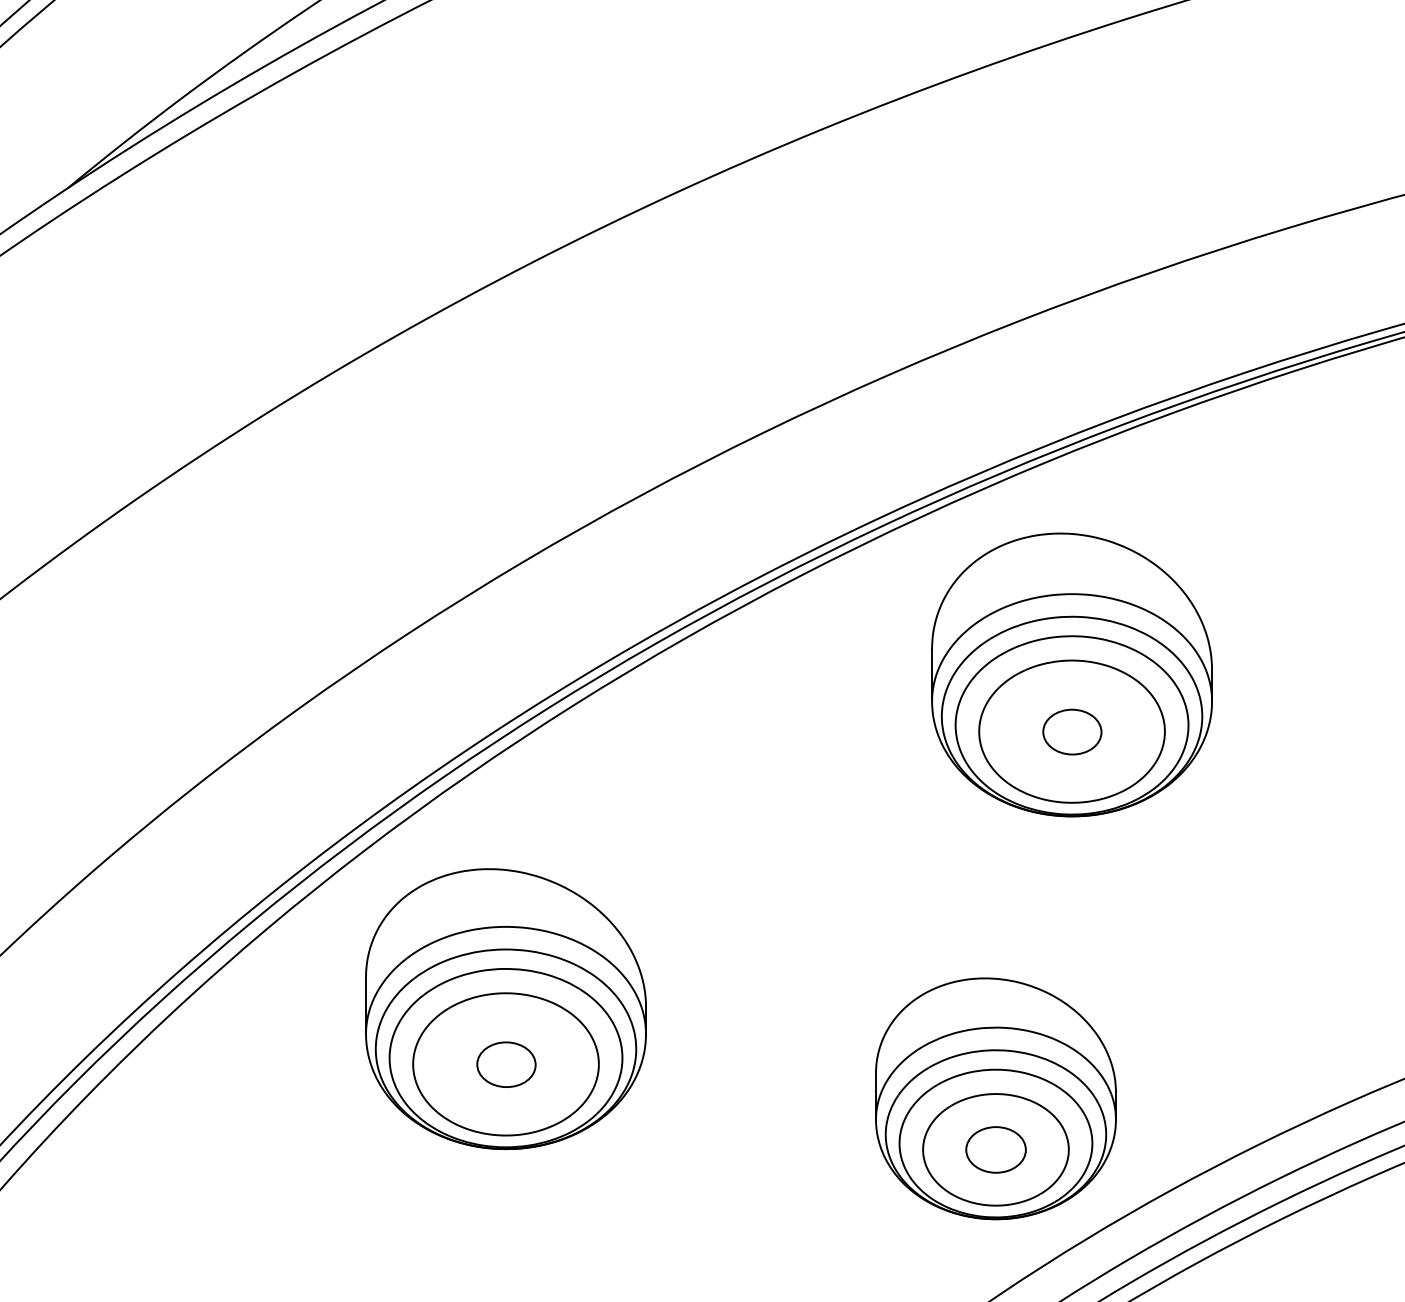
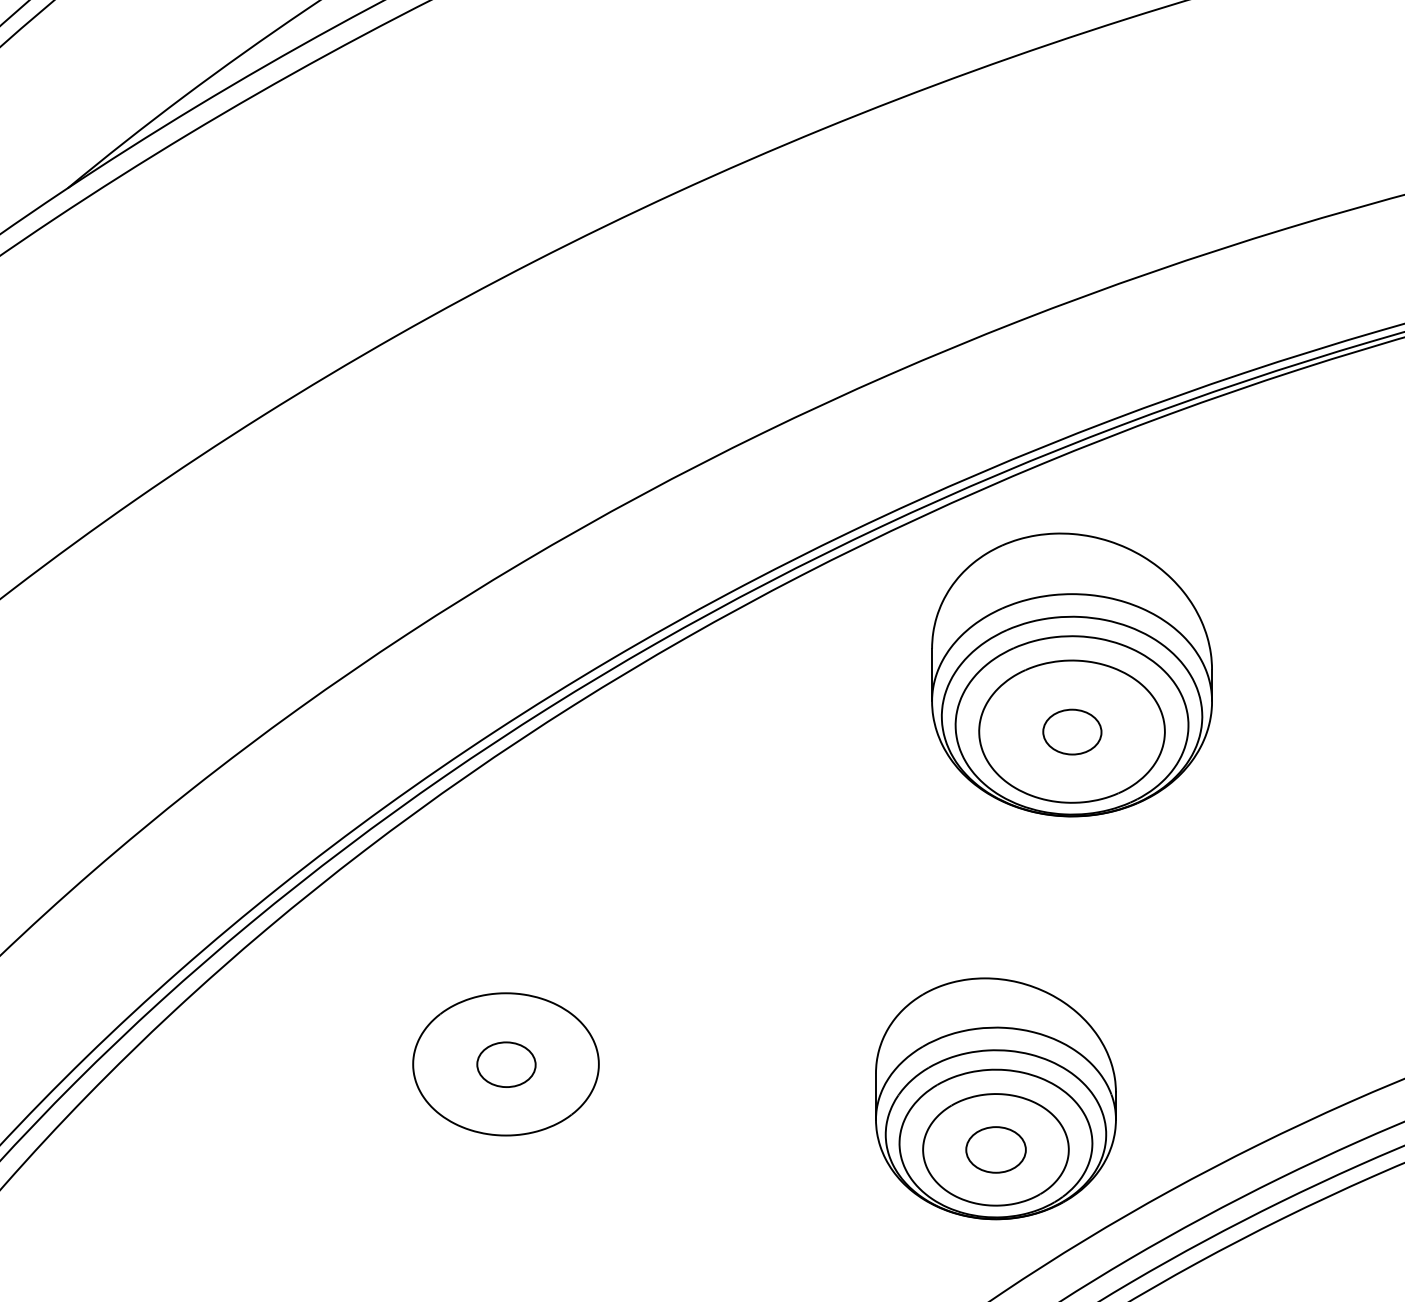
part: present -> none (505, 1009)
